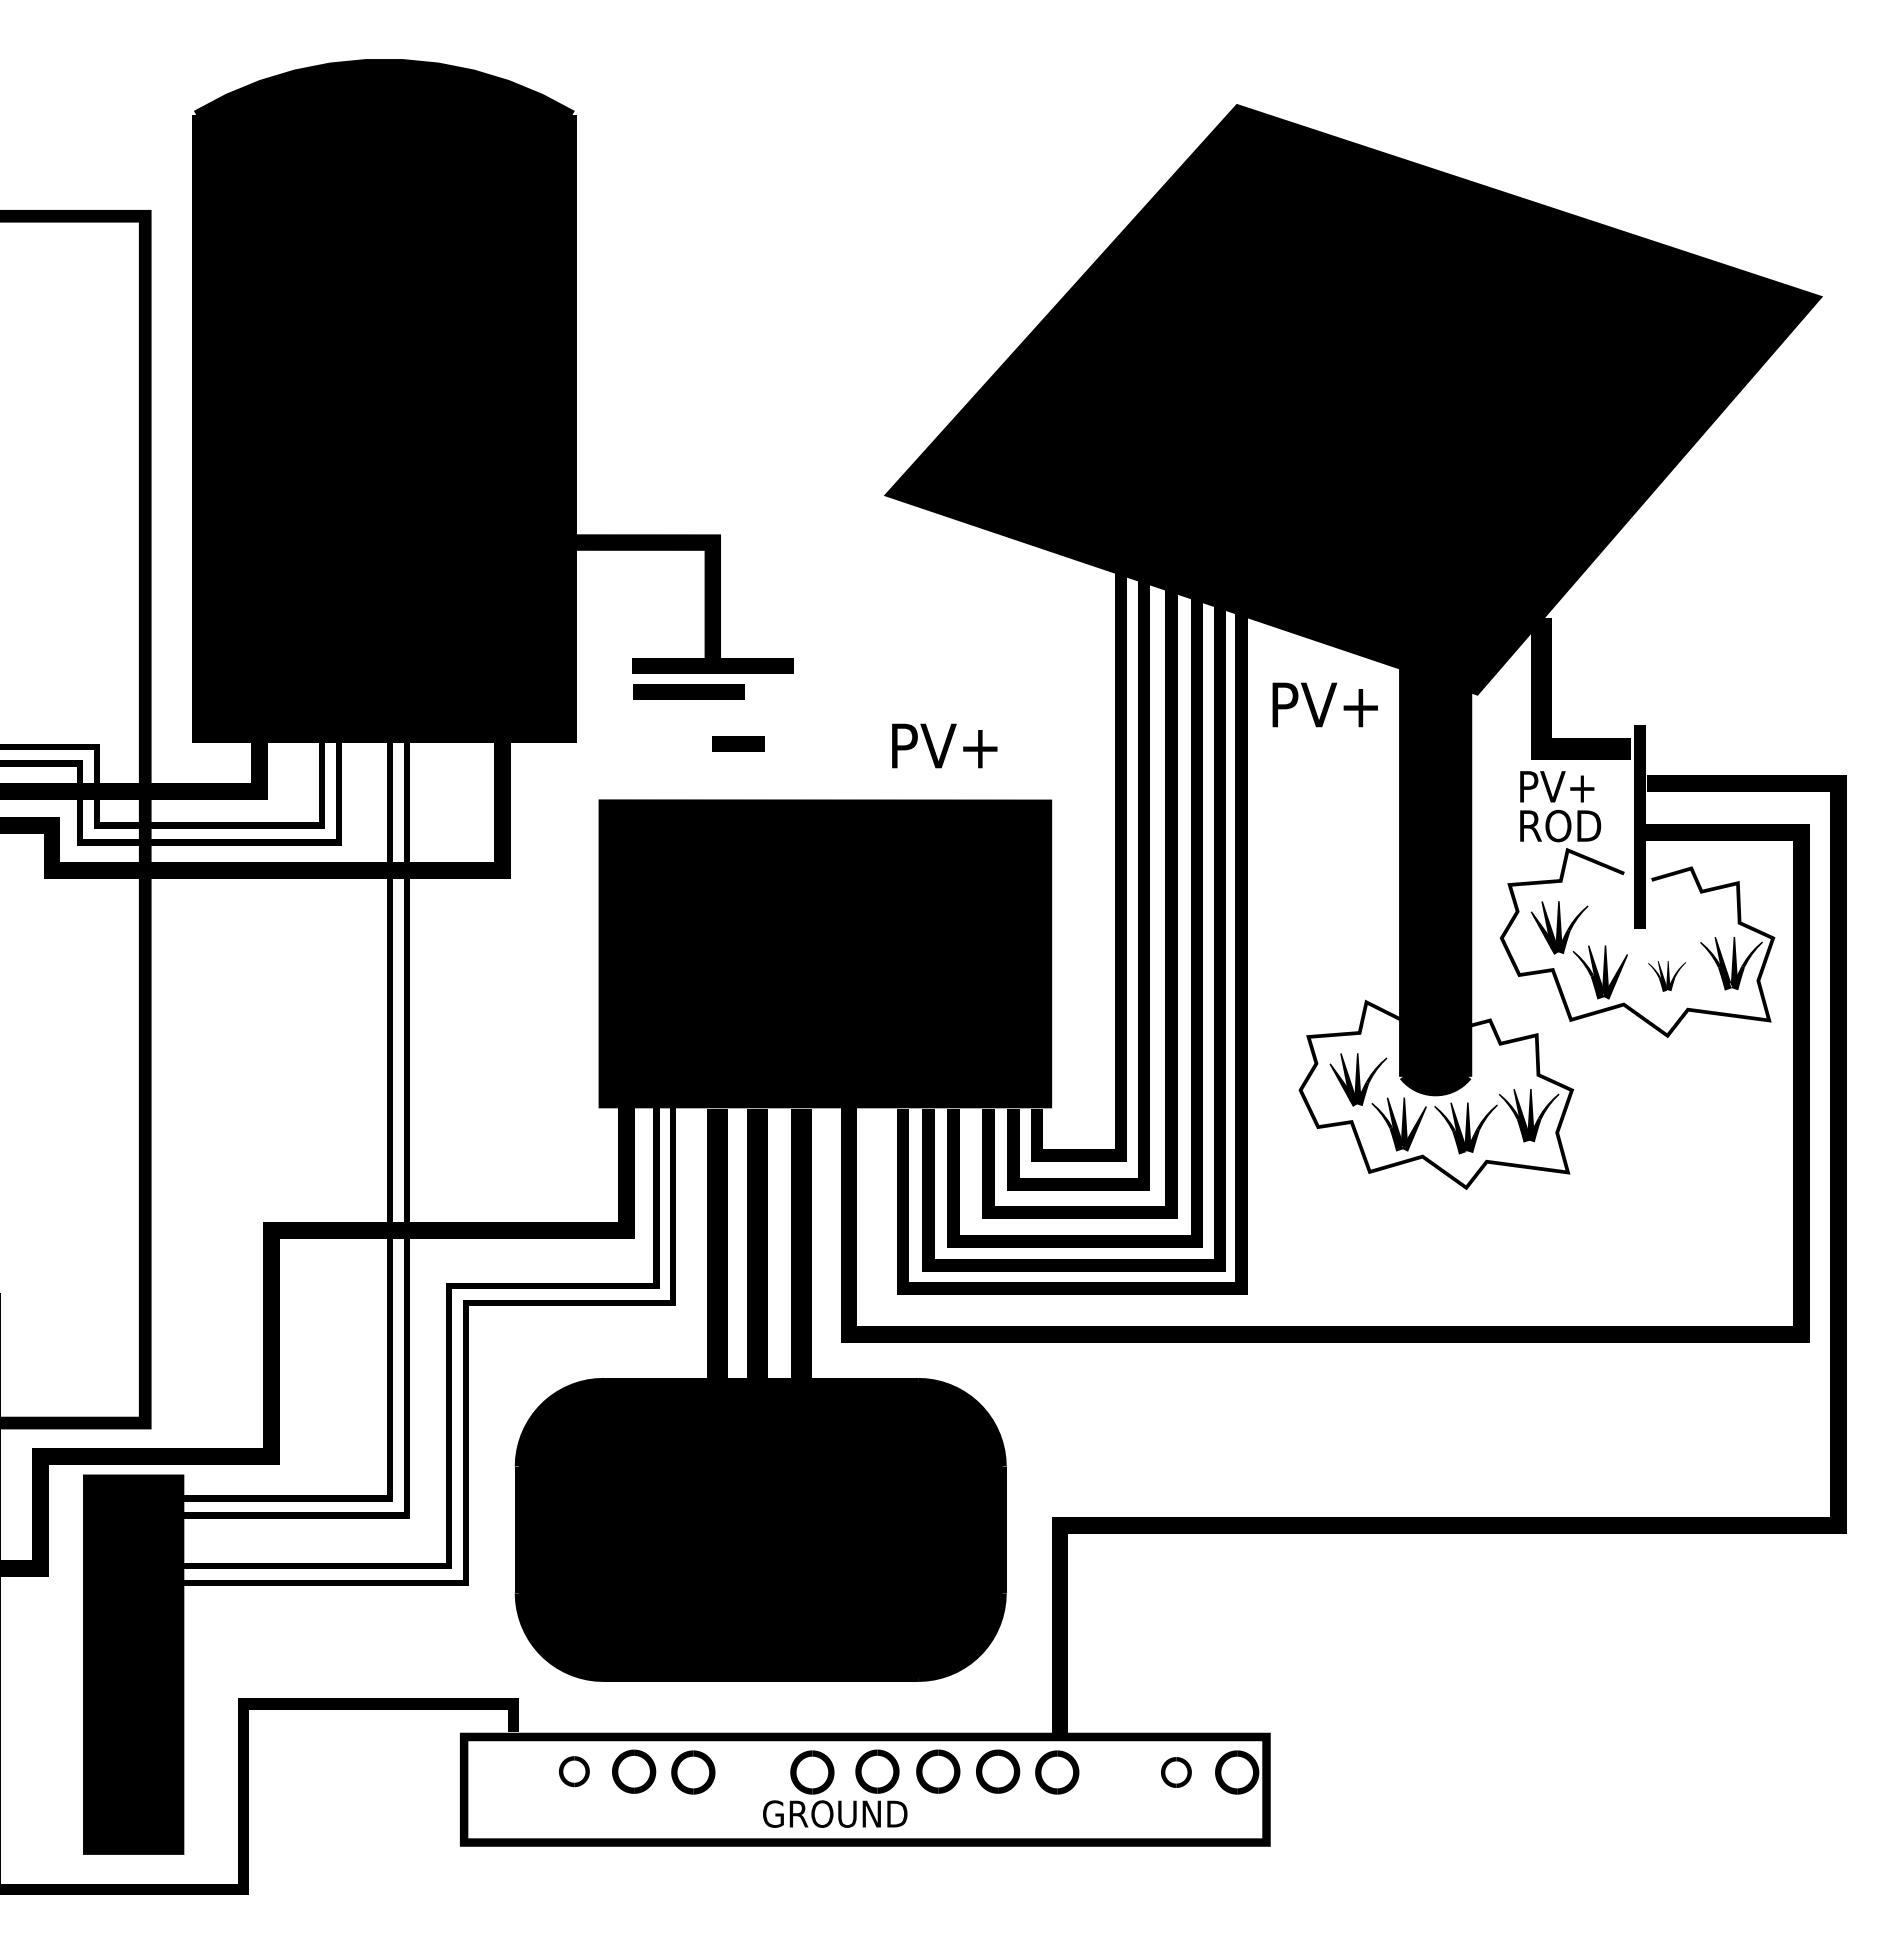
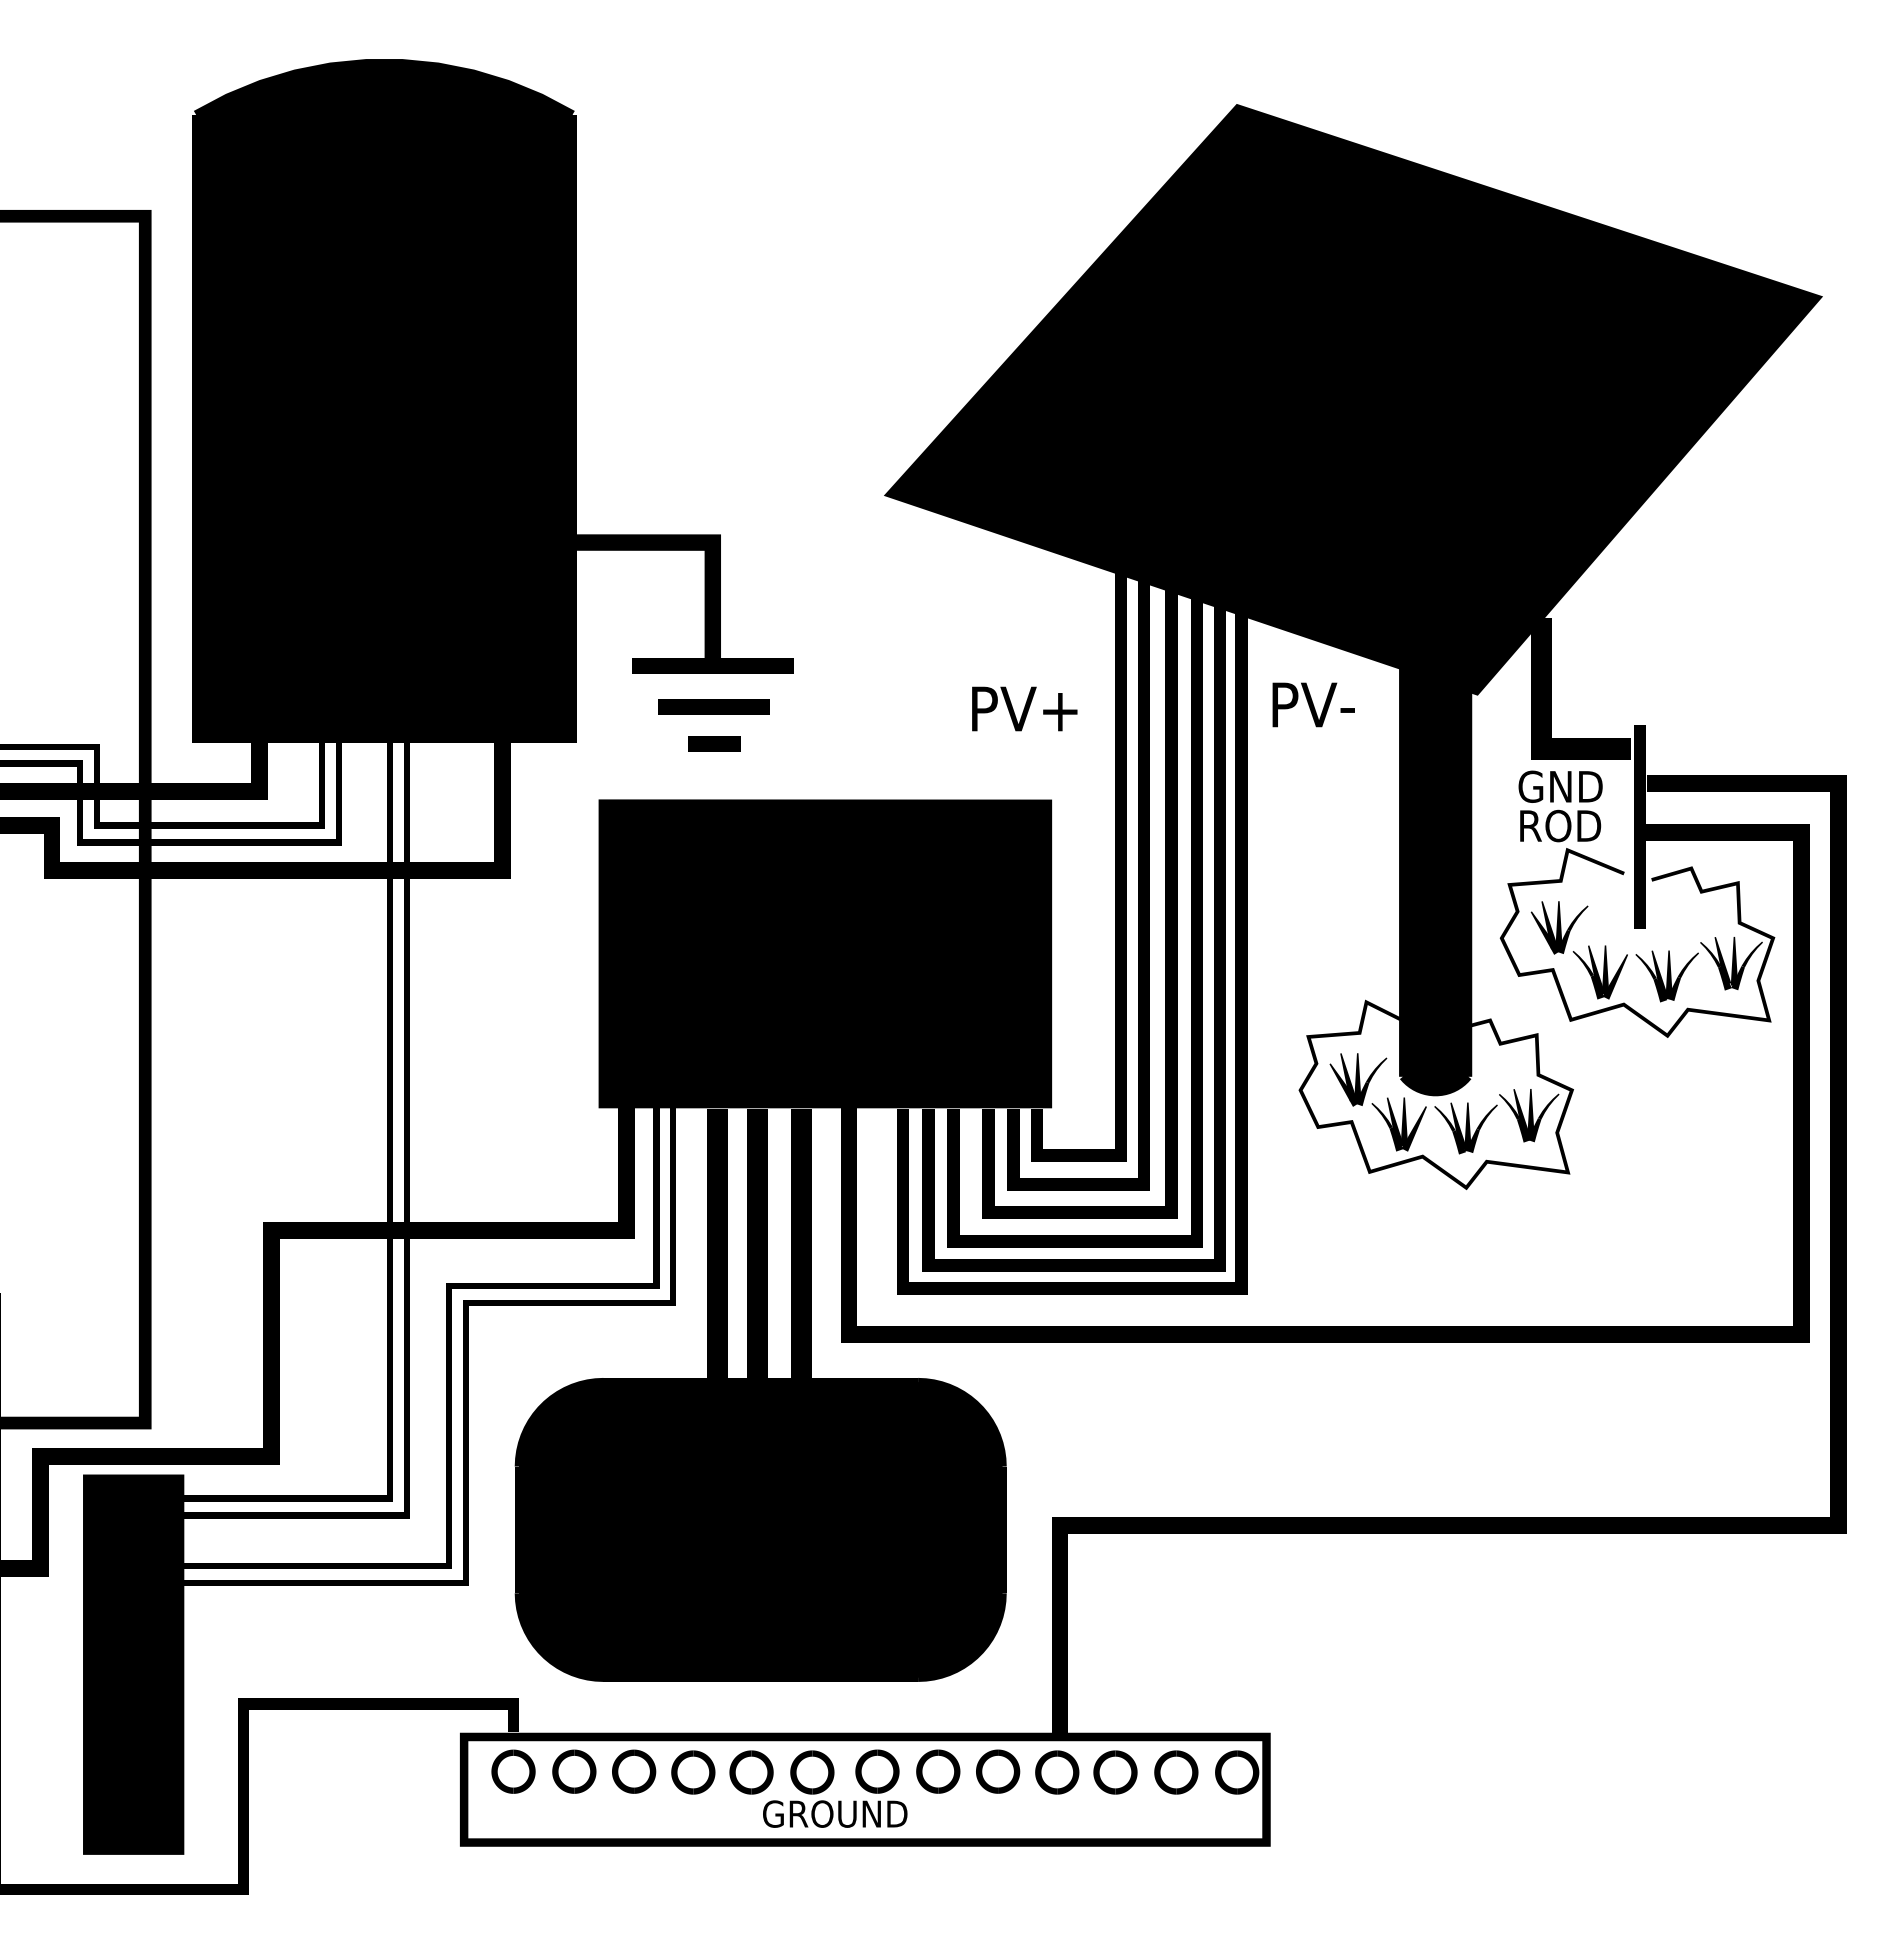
line position: (688, 691) -> (713, 706) (713, 706)
text: PV+ -> PV- (1358, 708)
line position: (738, 743) -> (714, 743) (714, 743)
text position: (944, 745) -> (1024, 708) (1024, 708)
text: PV+ -> GND (1560, 786)
part size: 38x31 px -> 64x53 px (1666, 976)
part: none -> present (513, 1771)
part size: 31x32 px -> 45x45 px (574, 1771)
part: none -> present (751, 1772)
part: none -> present (1115, 1772)
part size: 31x31 px -> 45x45 px (1176, 1772)
